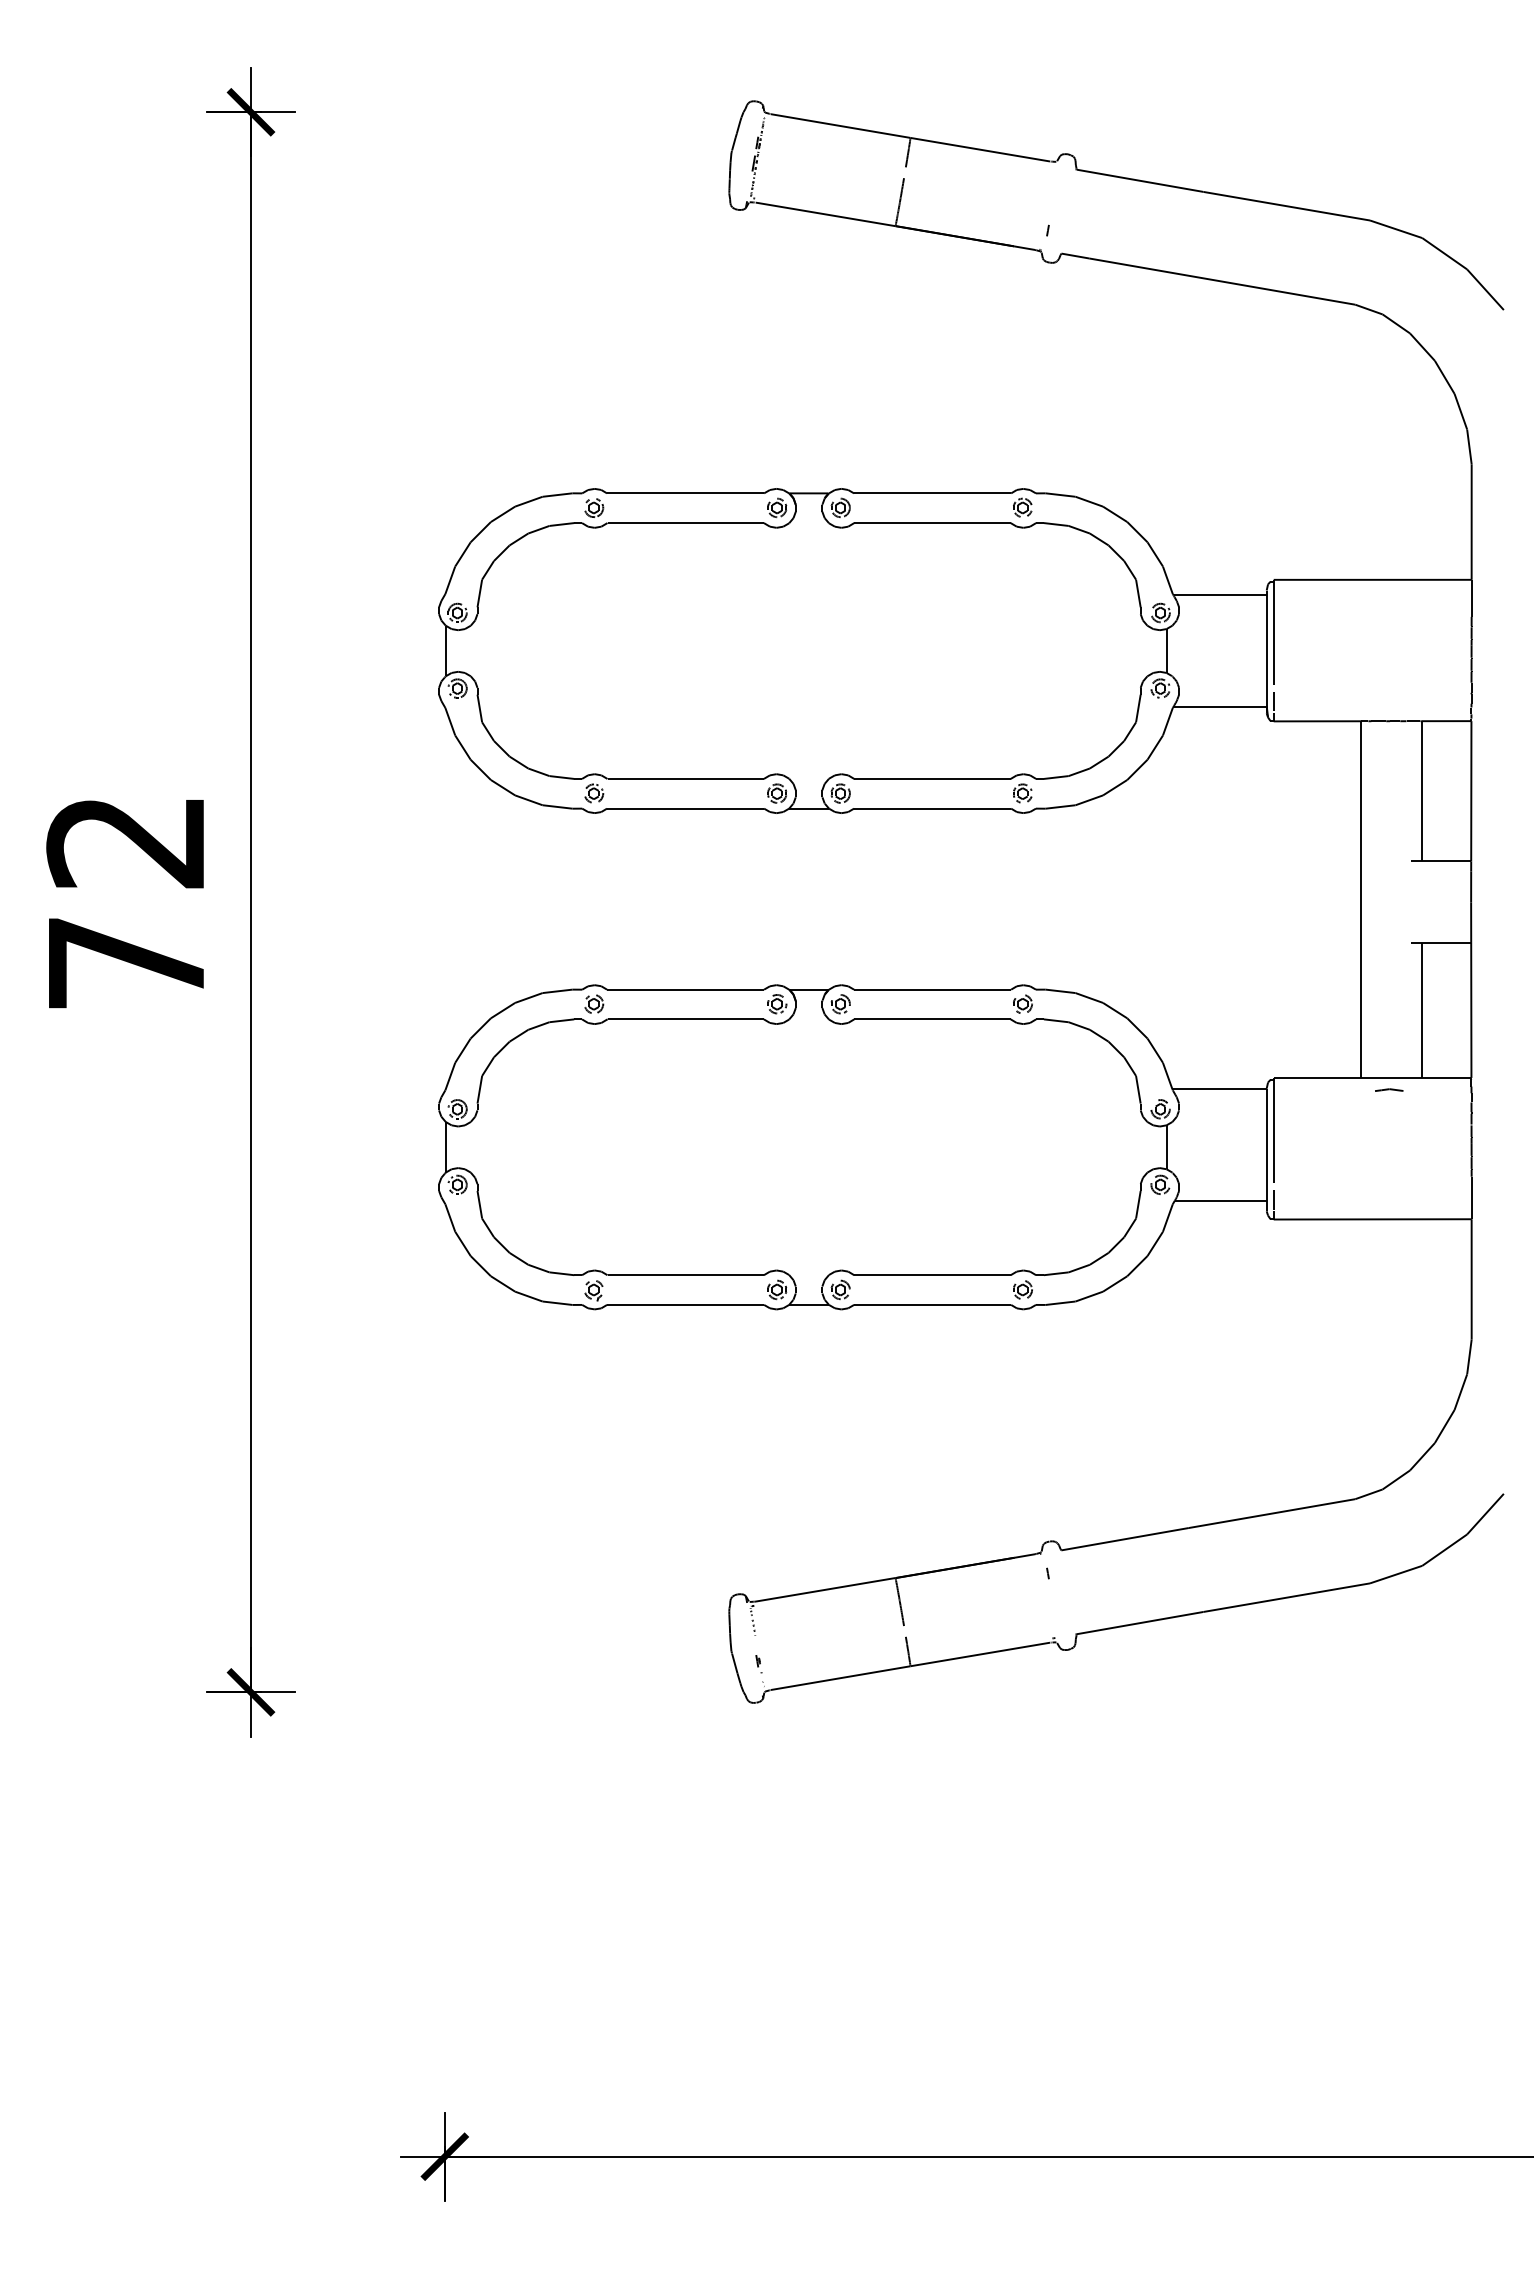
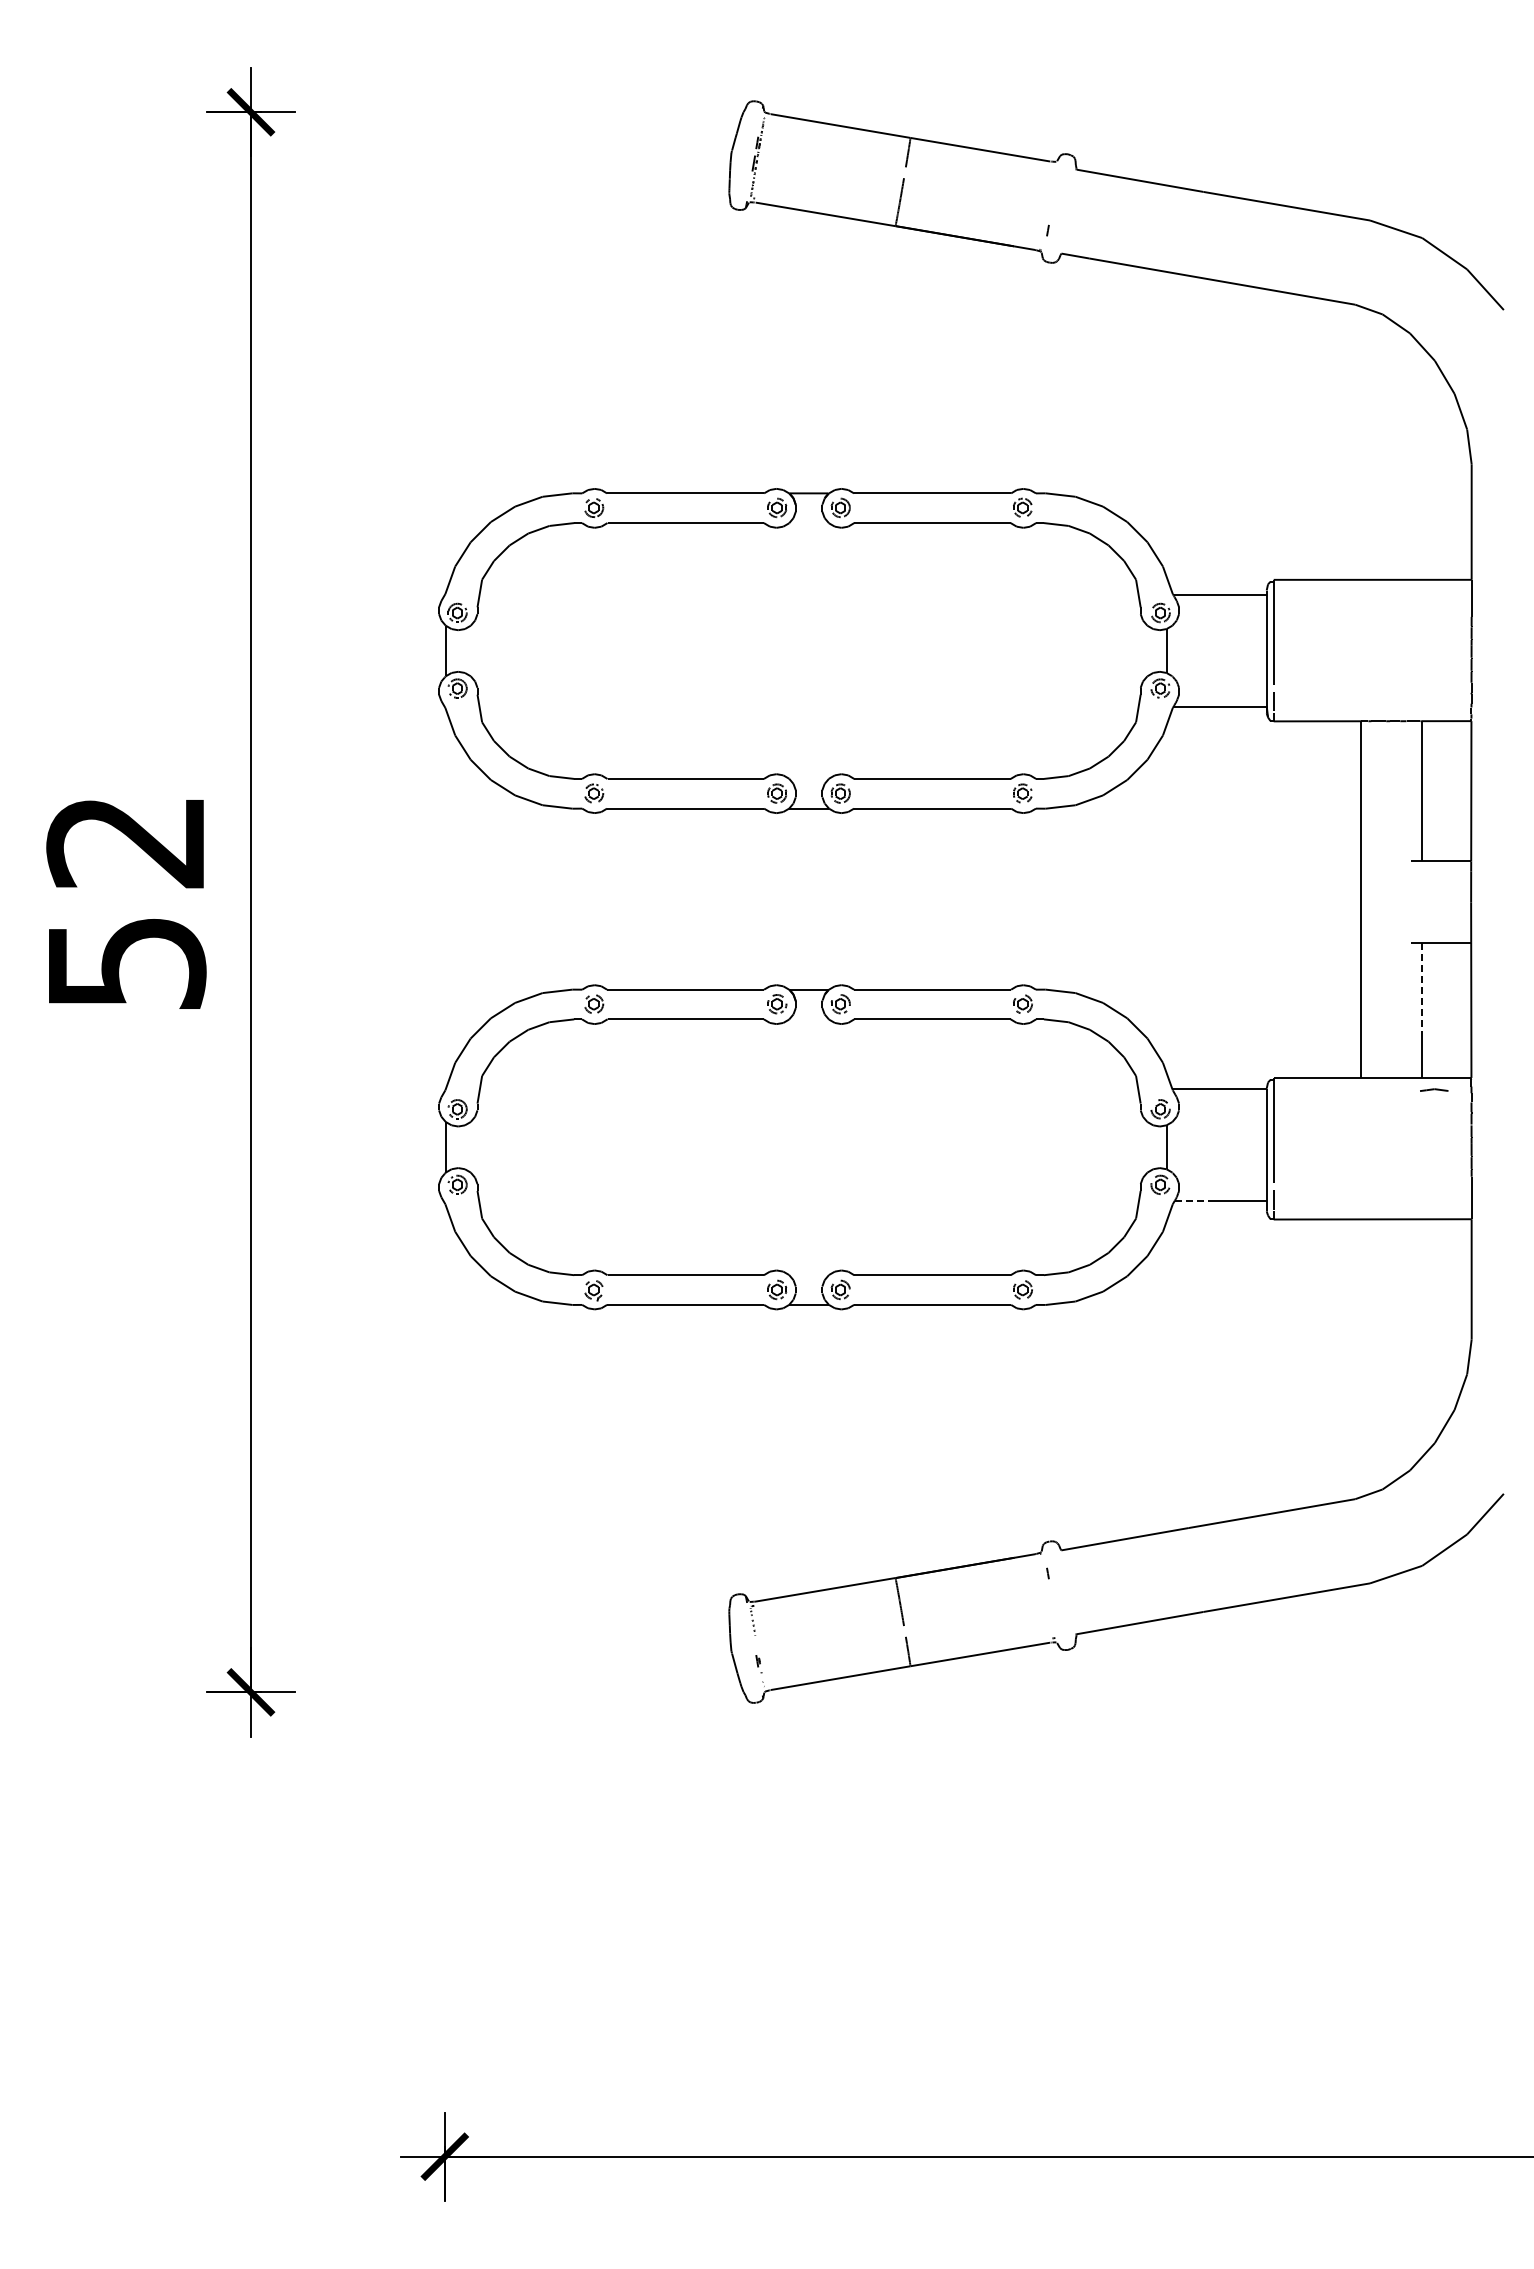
text: 72 -> 52 (127, 963)
line: solid -> dashed (1421, 988)
line position: (1389, 1089) -> (1434, 1089) (1434, 1089)
line: solid -> dashed (1194, 1200)
